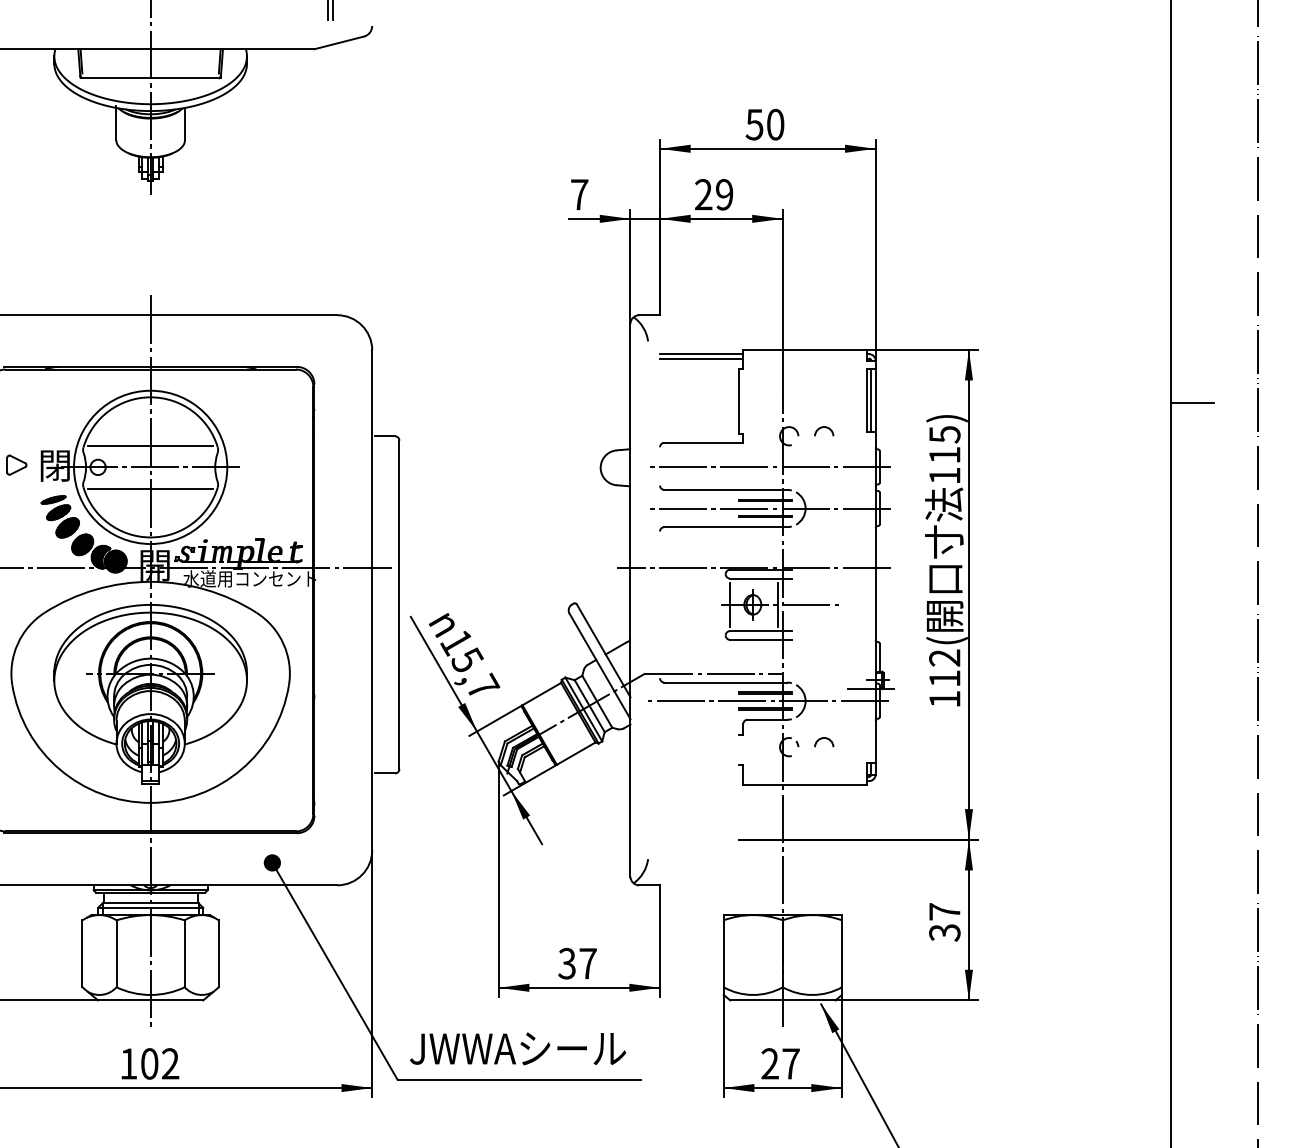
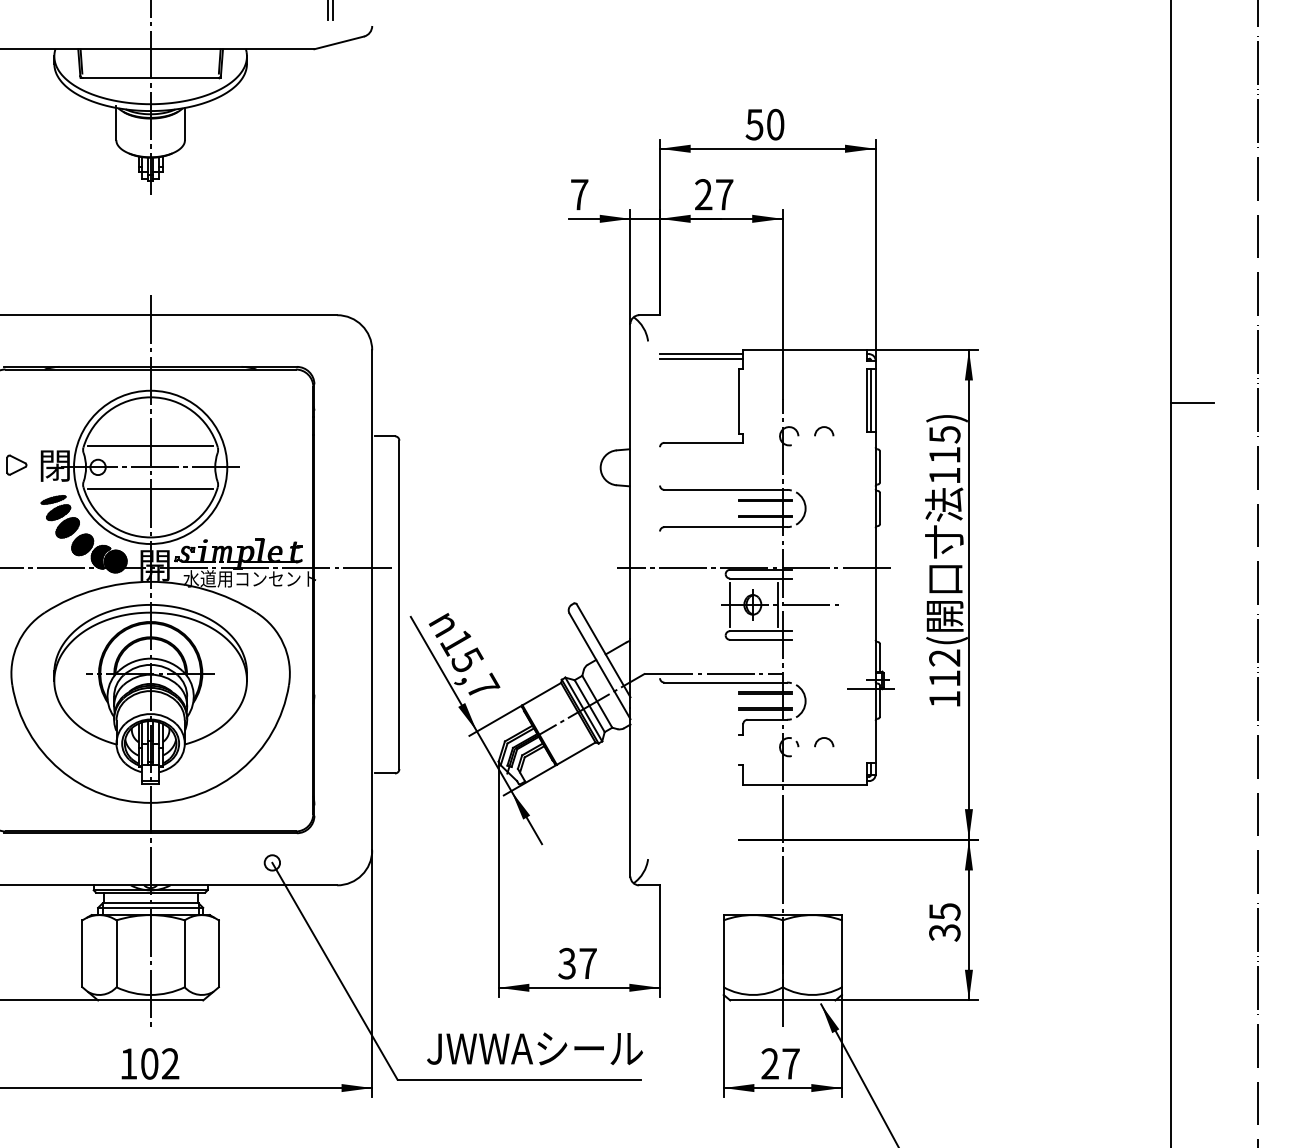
text: 29 -> 27 (724, 194)
line: present -> none (769, 466)
line: present -> none (769, 508)
line: present -> none (767, 701)
fill: present -> none (272, 862)
text: 37 -> 35 (944, 911)
text position: (518, 1048) -> (535, 1048) (535, 1048)
